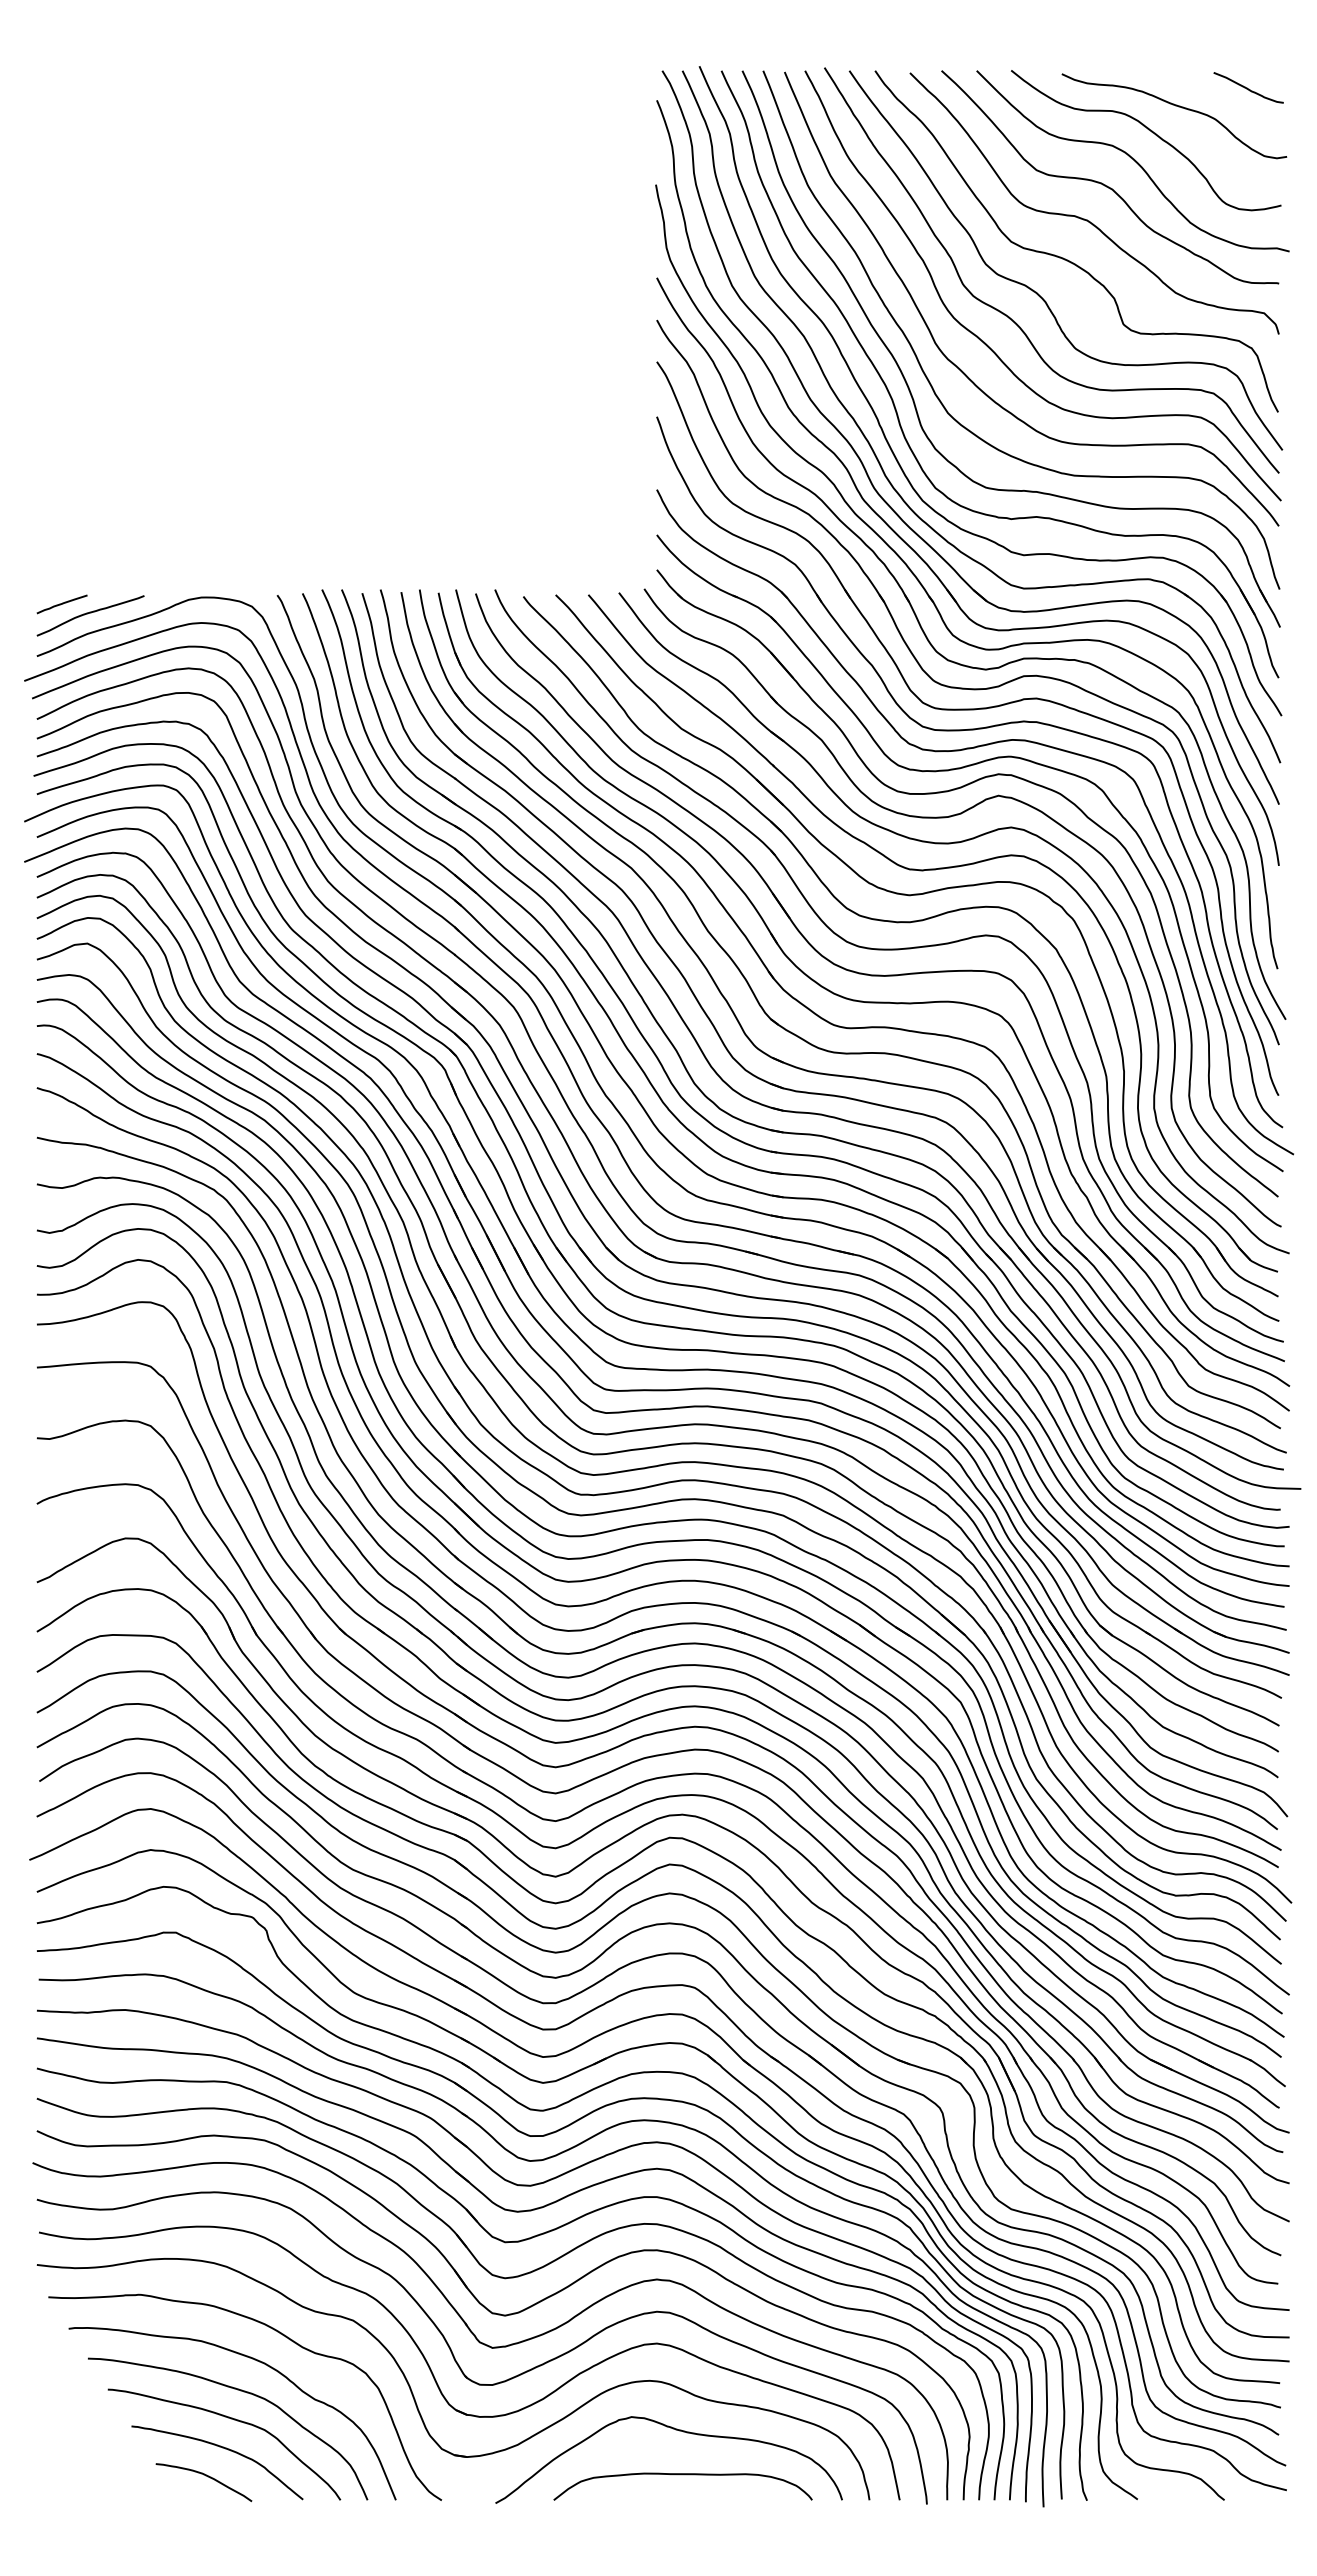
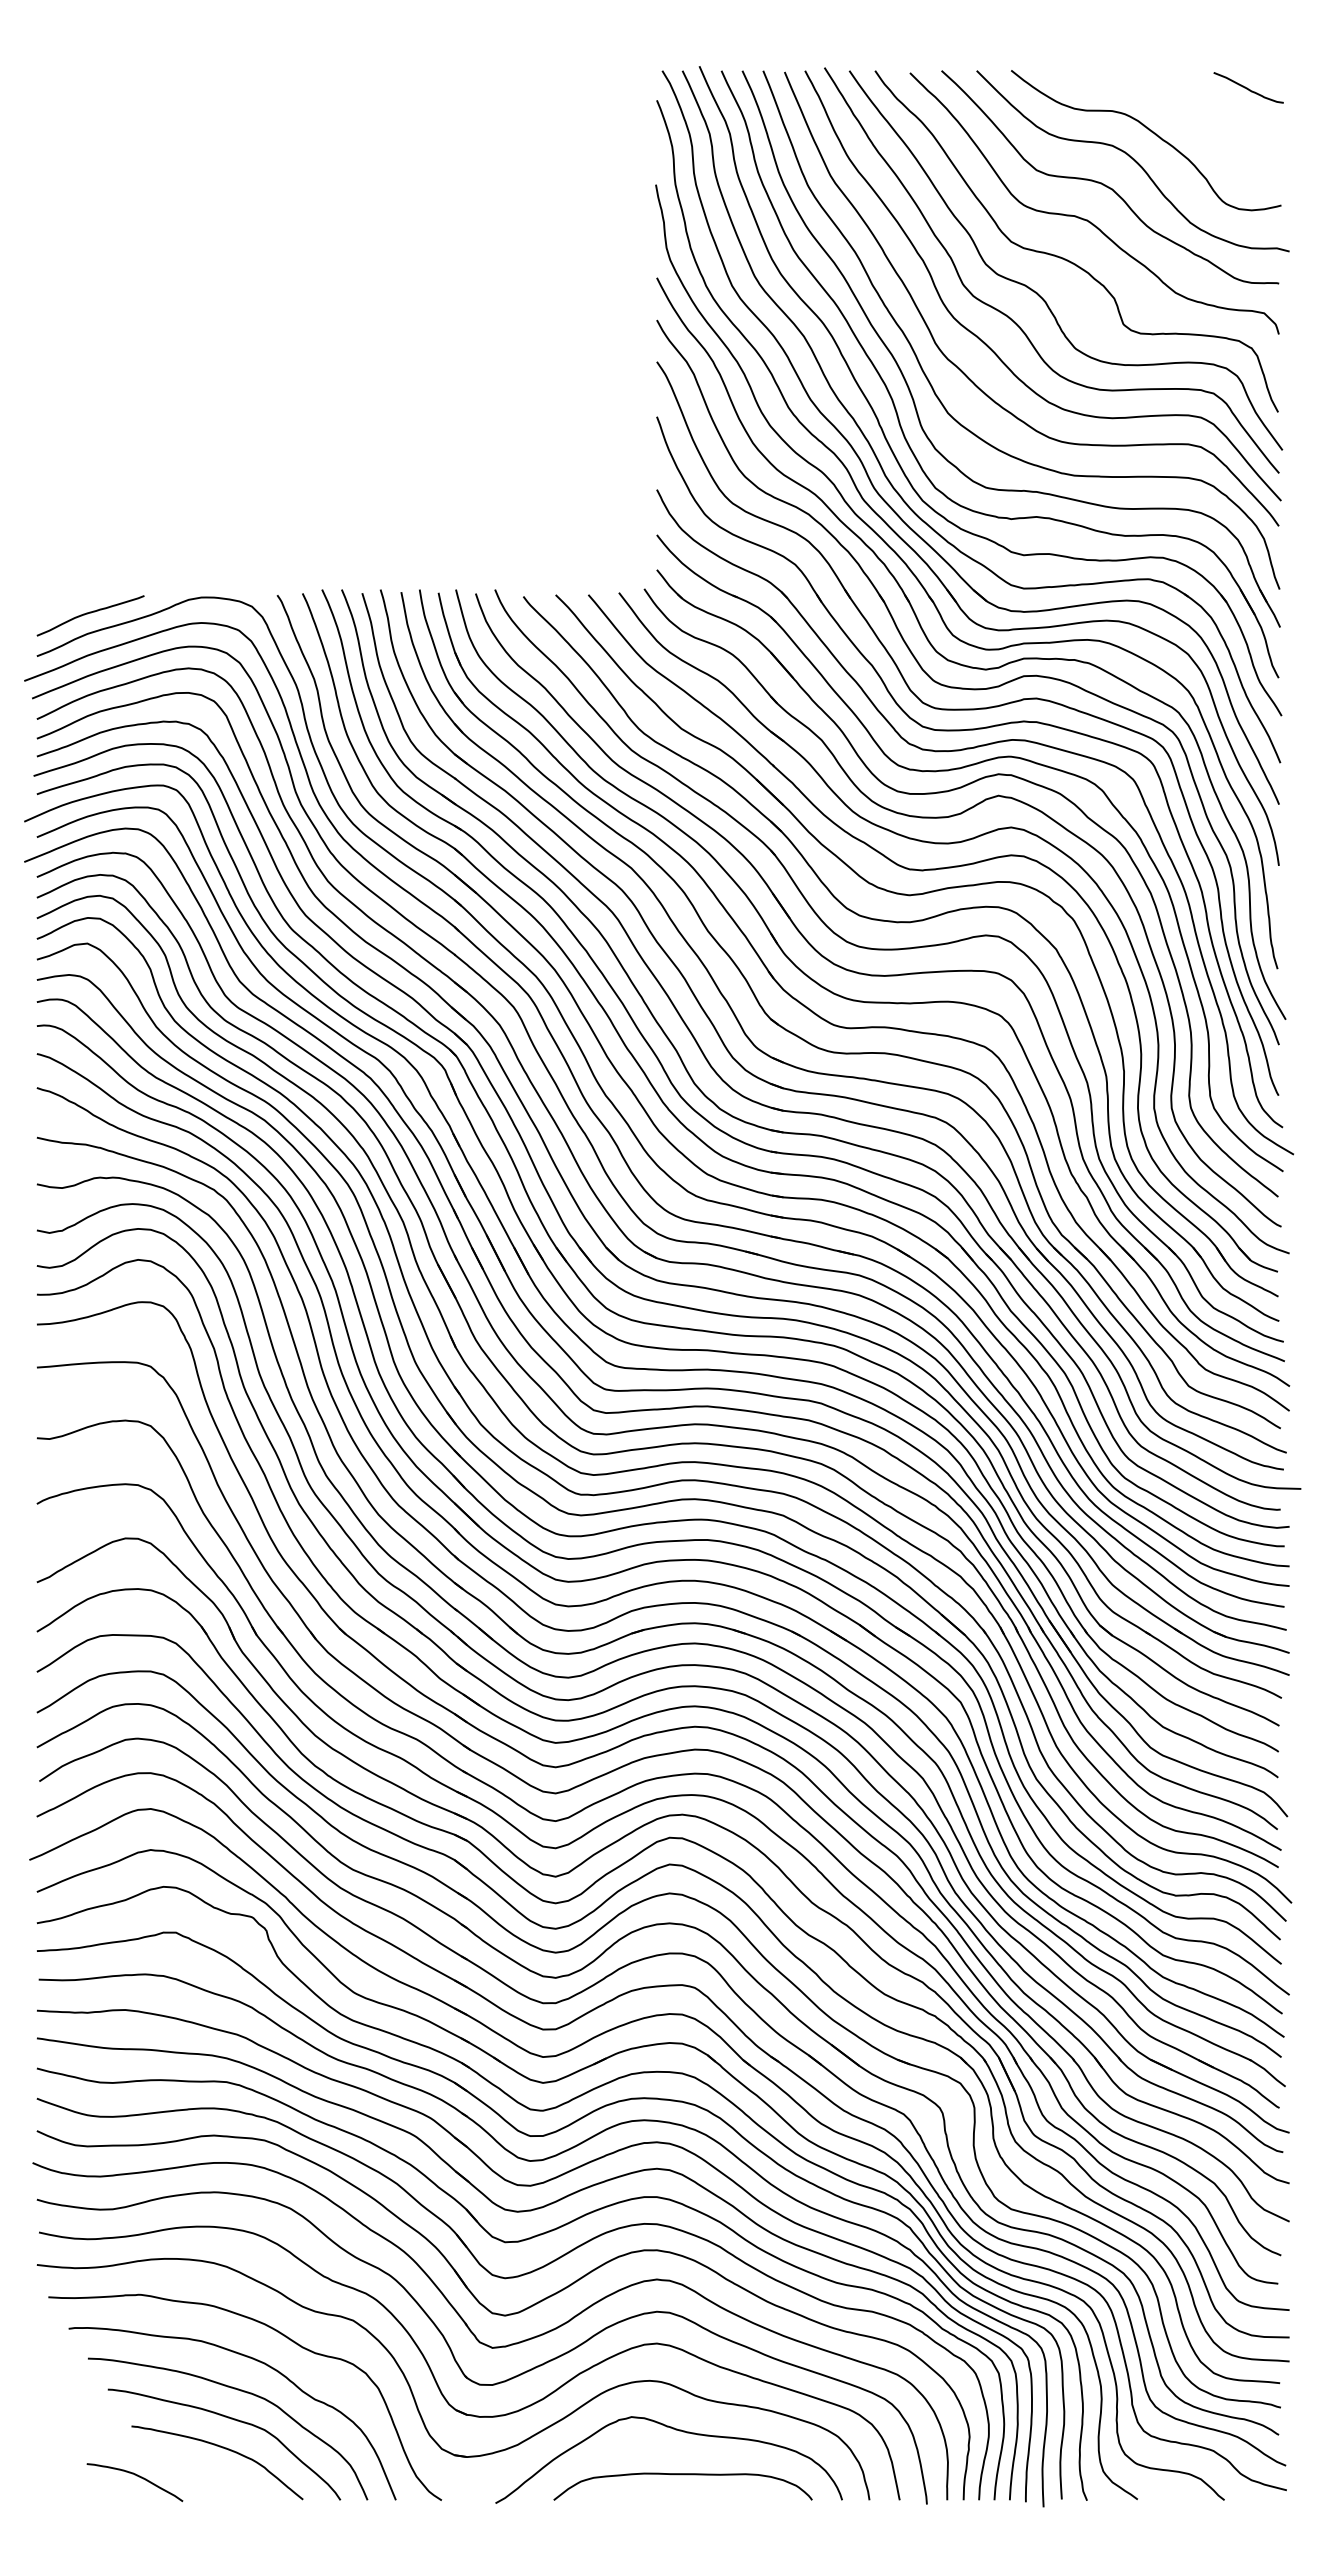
curve: present -> none (1178, 107)
line: present -> none (61, 604)
curve position: (205, 2476) -> (136, 2476) (136, 2476)
